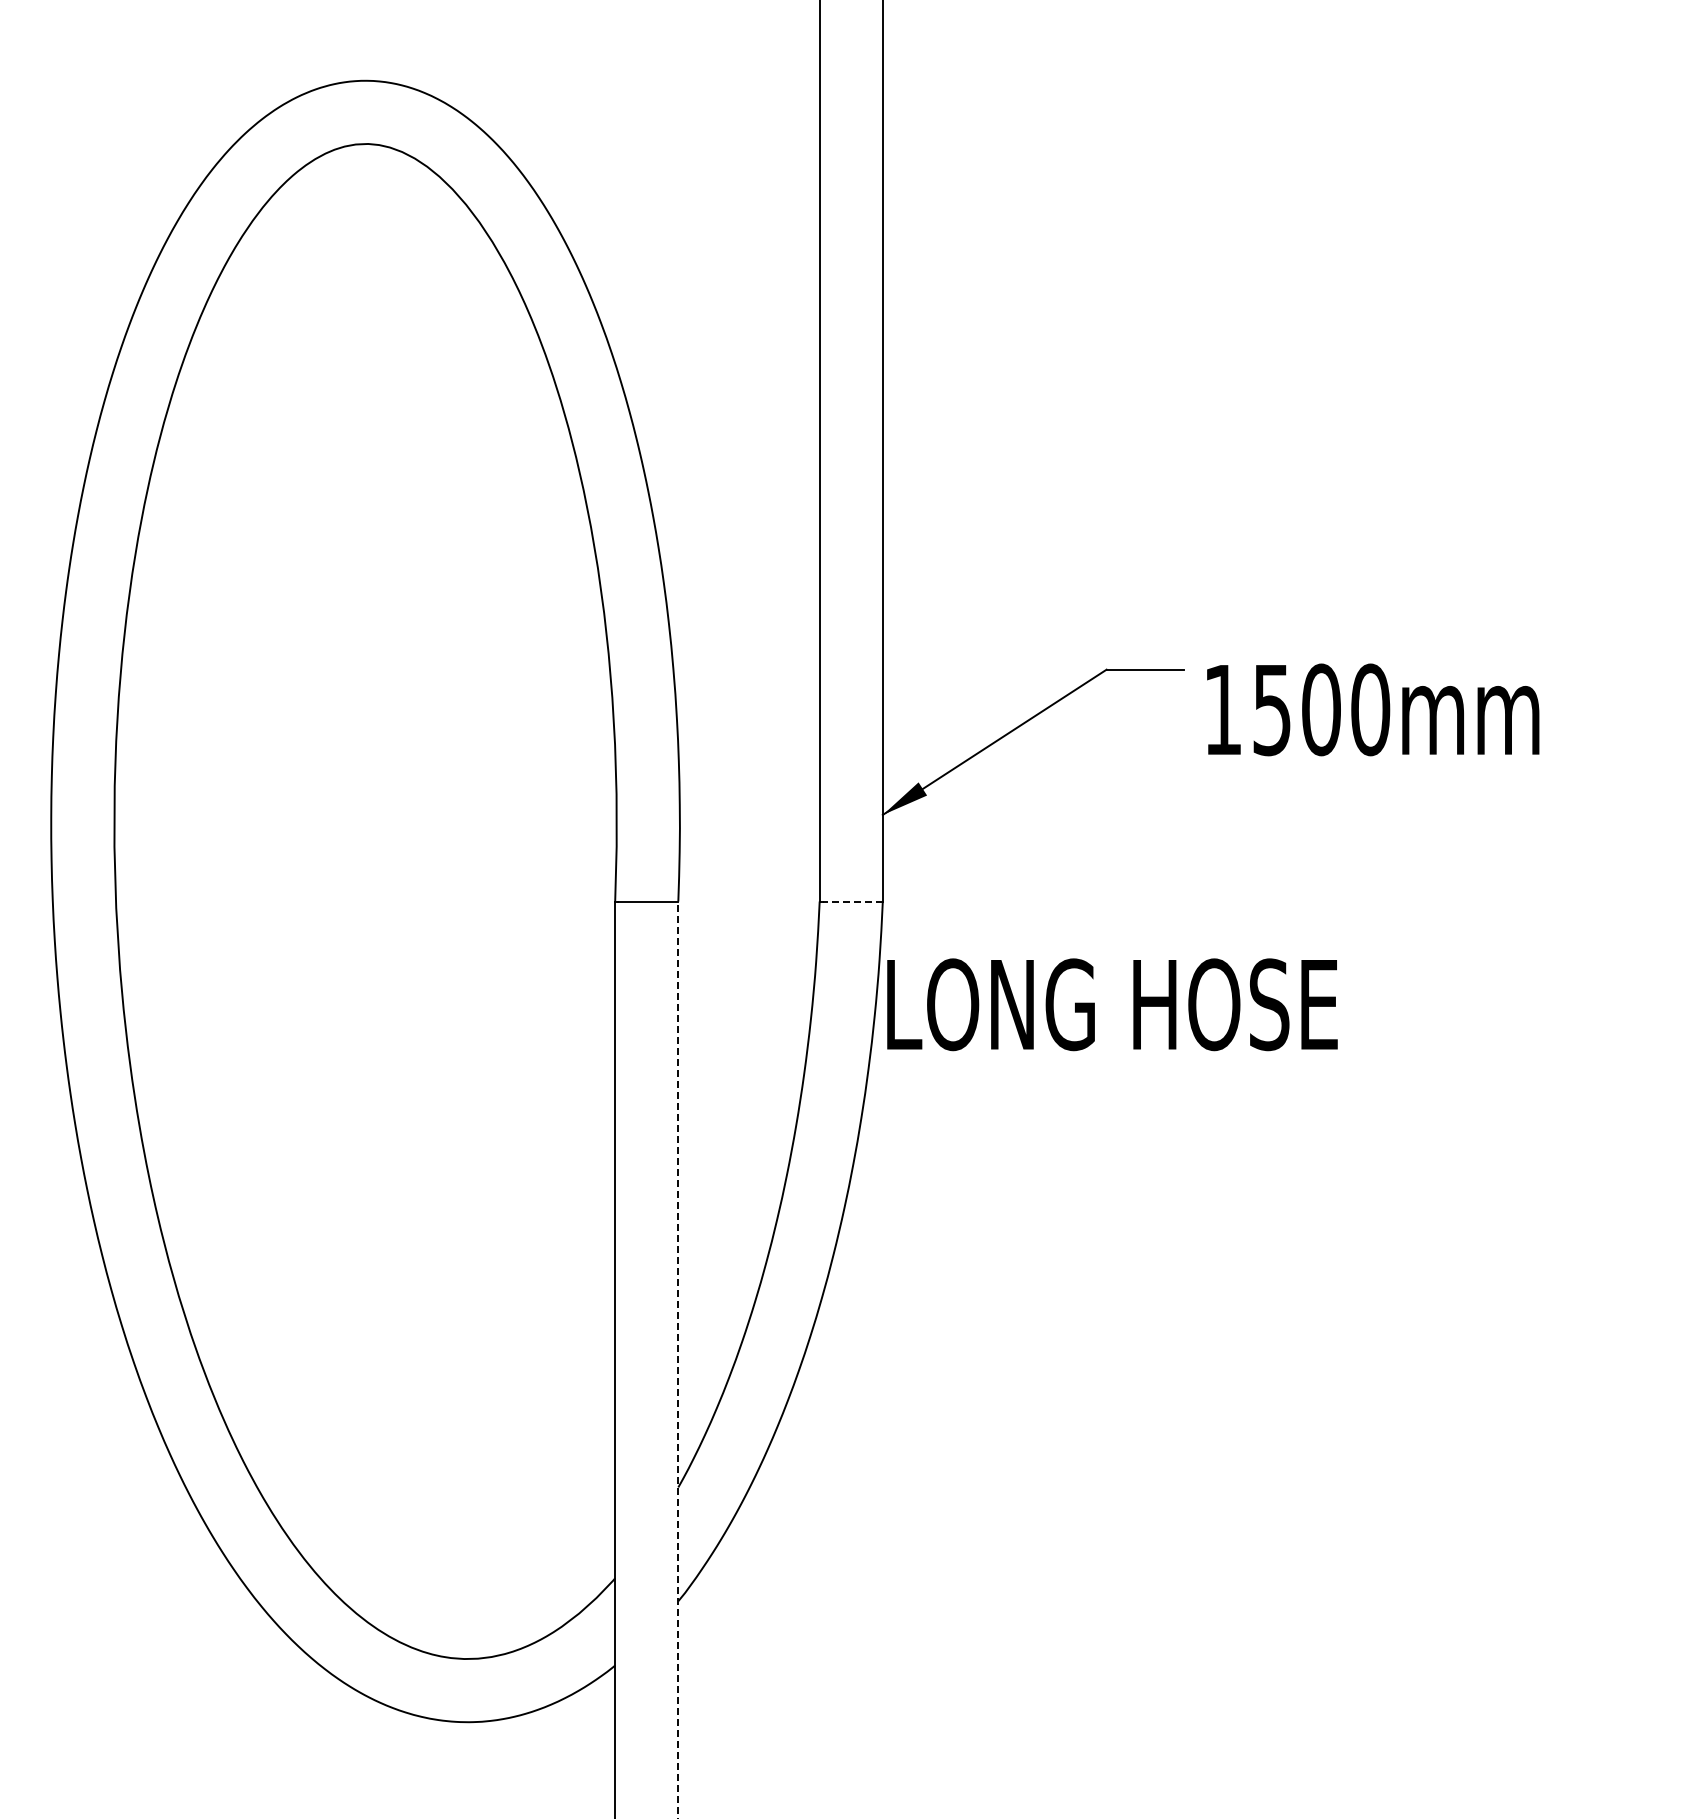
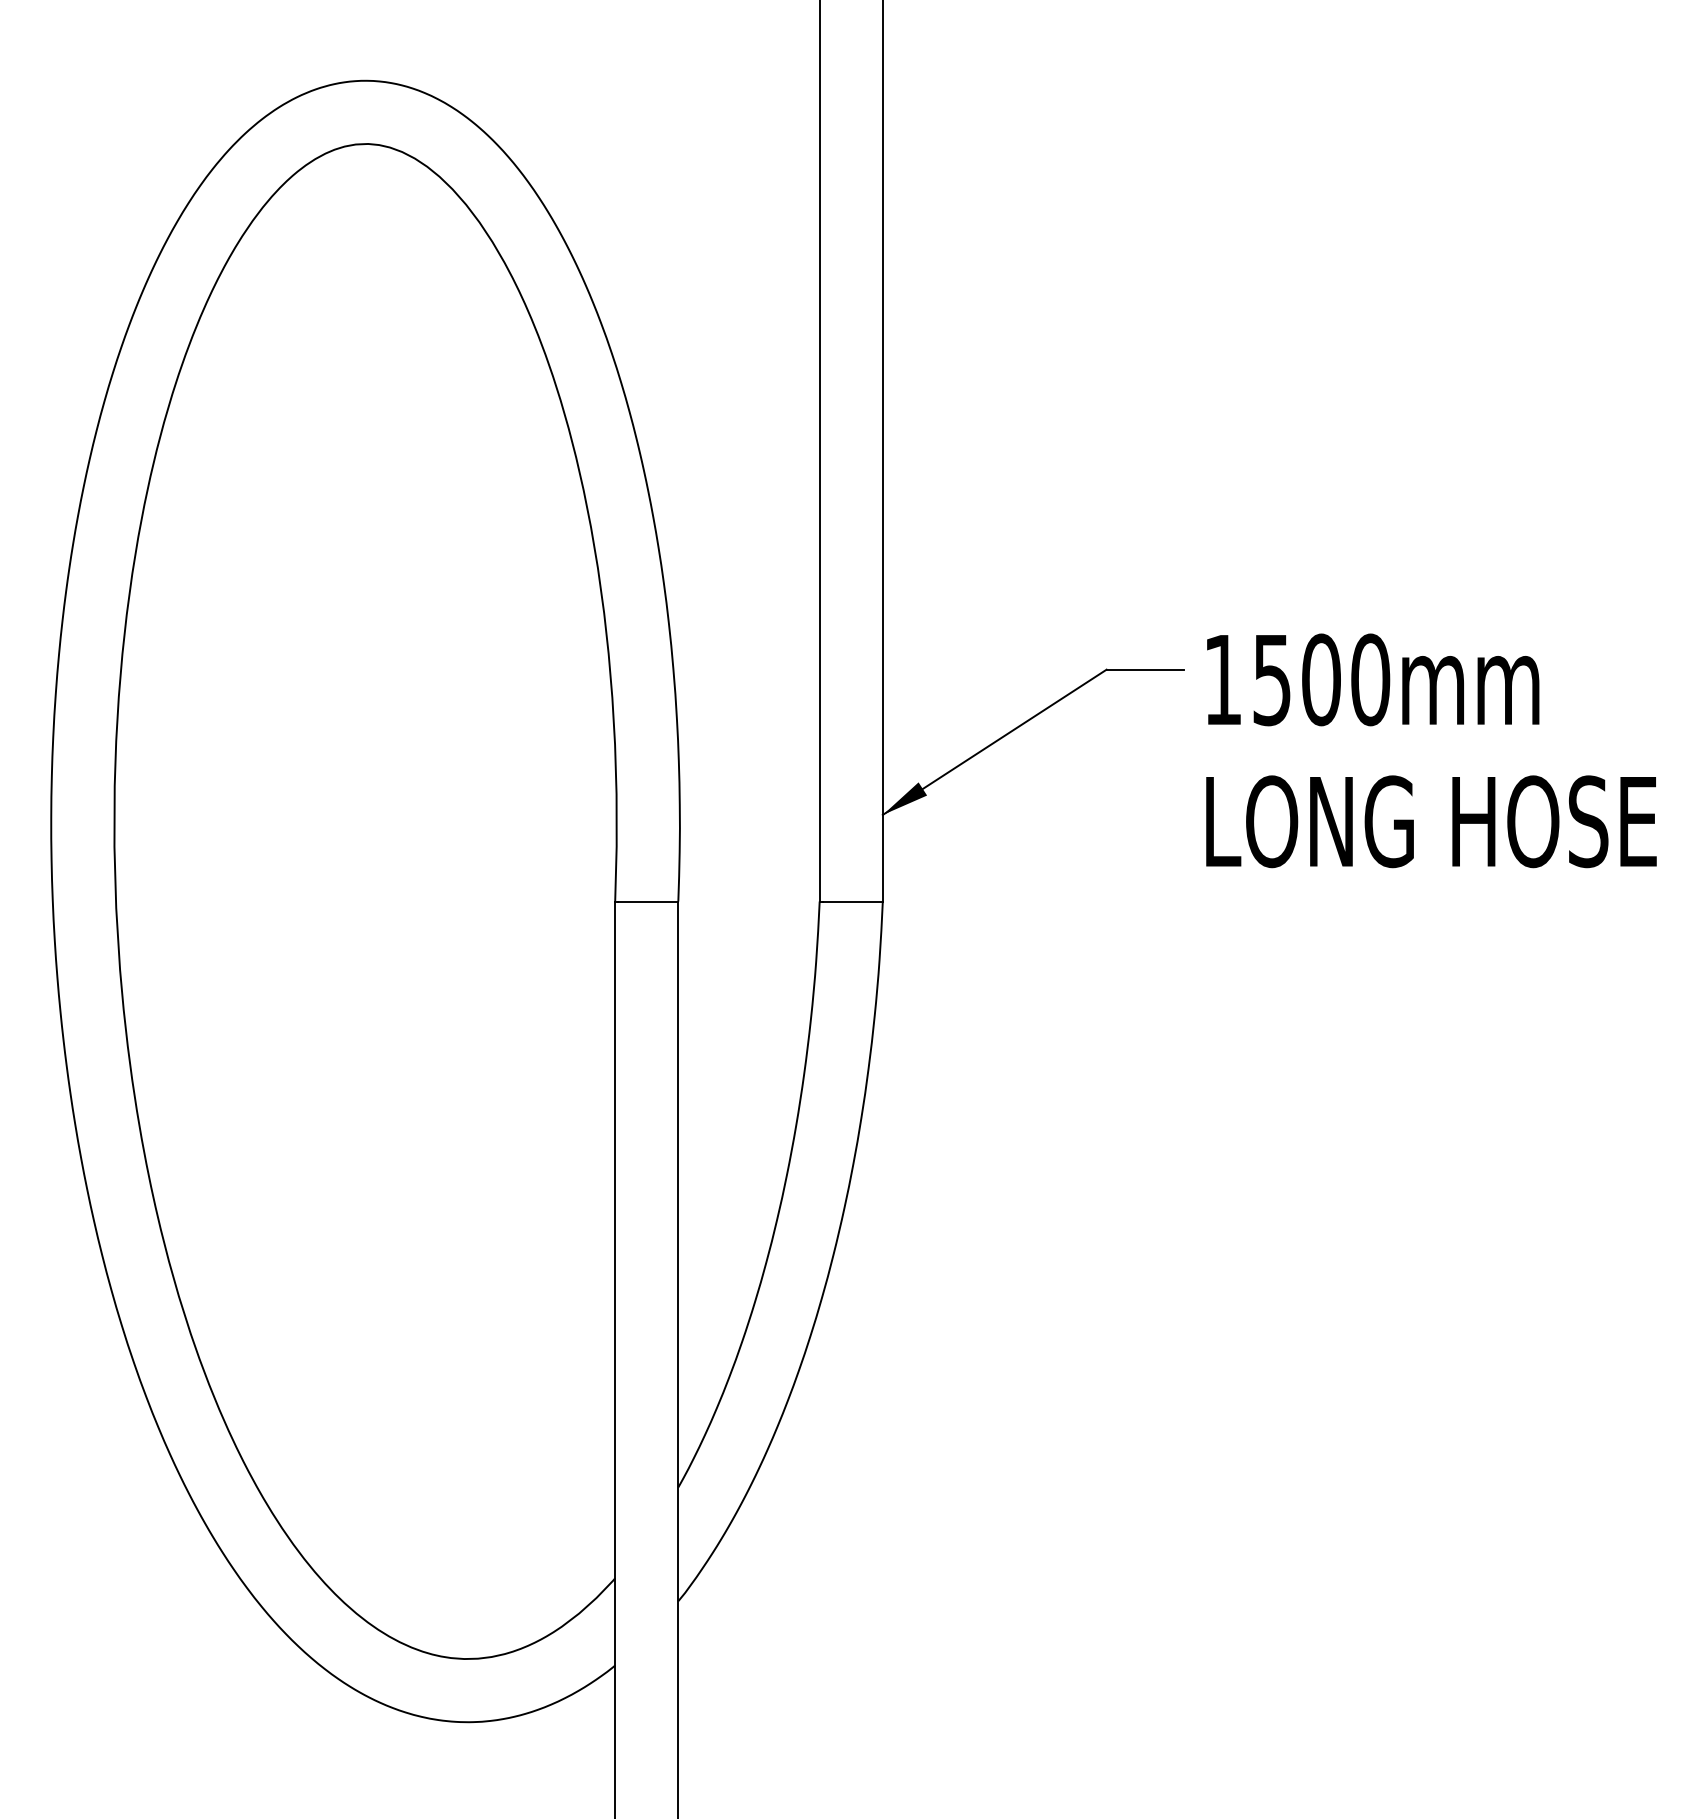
text position: (1373, 709) -> (1373, 679) (1373, 679)
line: dashed -> solid (852, 901)
text position: (1112, 1004) -> (1431, 821) (1431, 821)
line: dashed -> solid (678, 1359)
